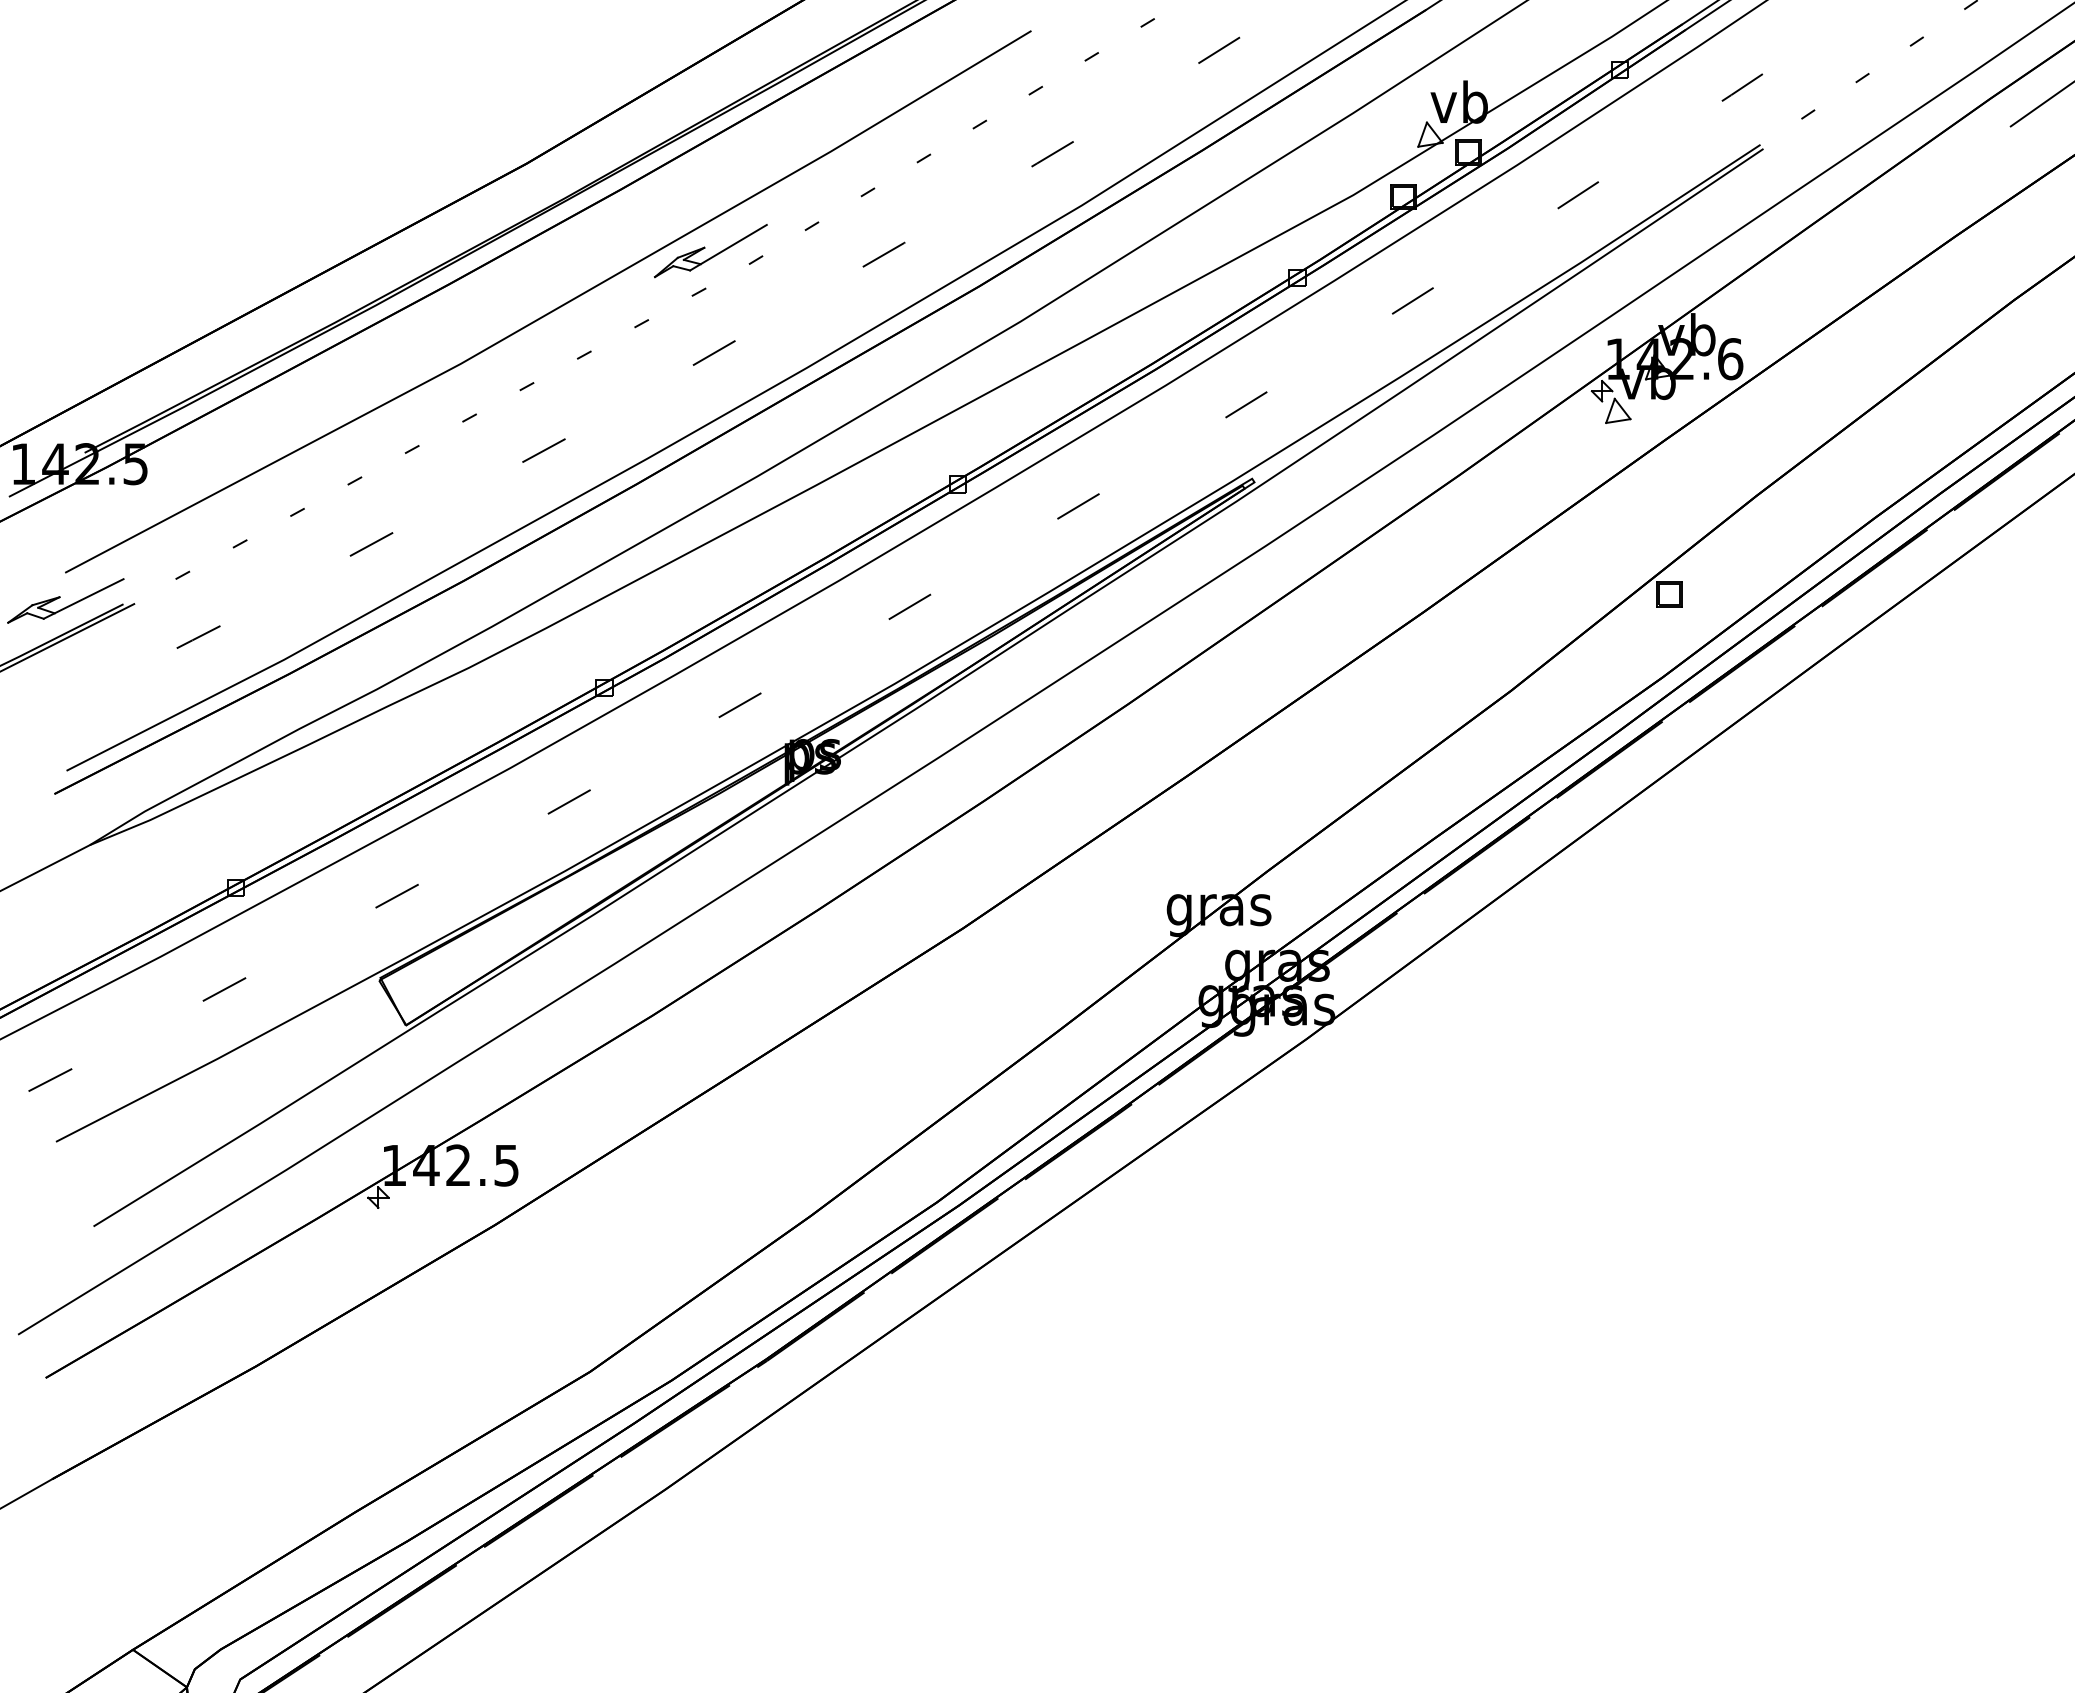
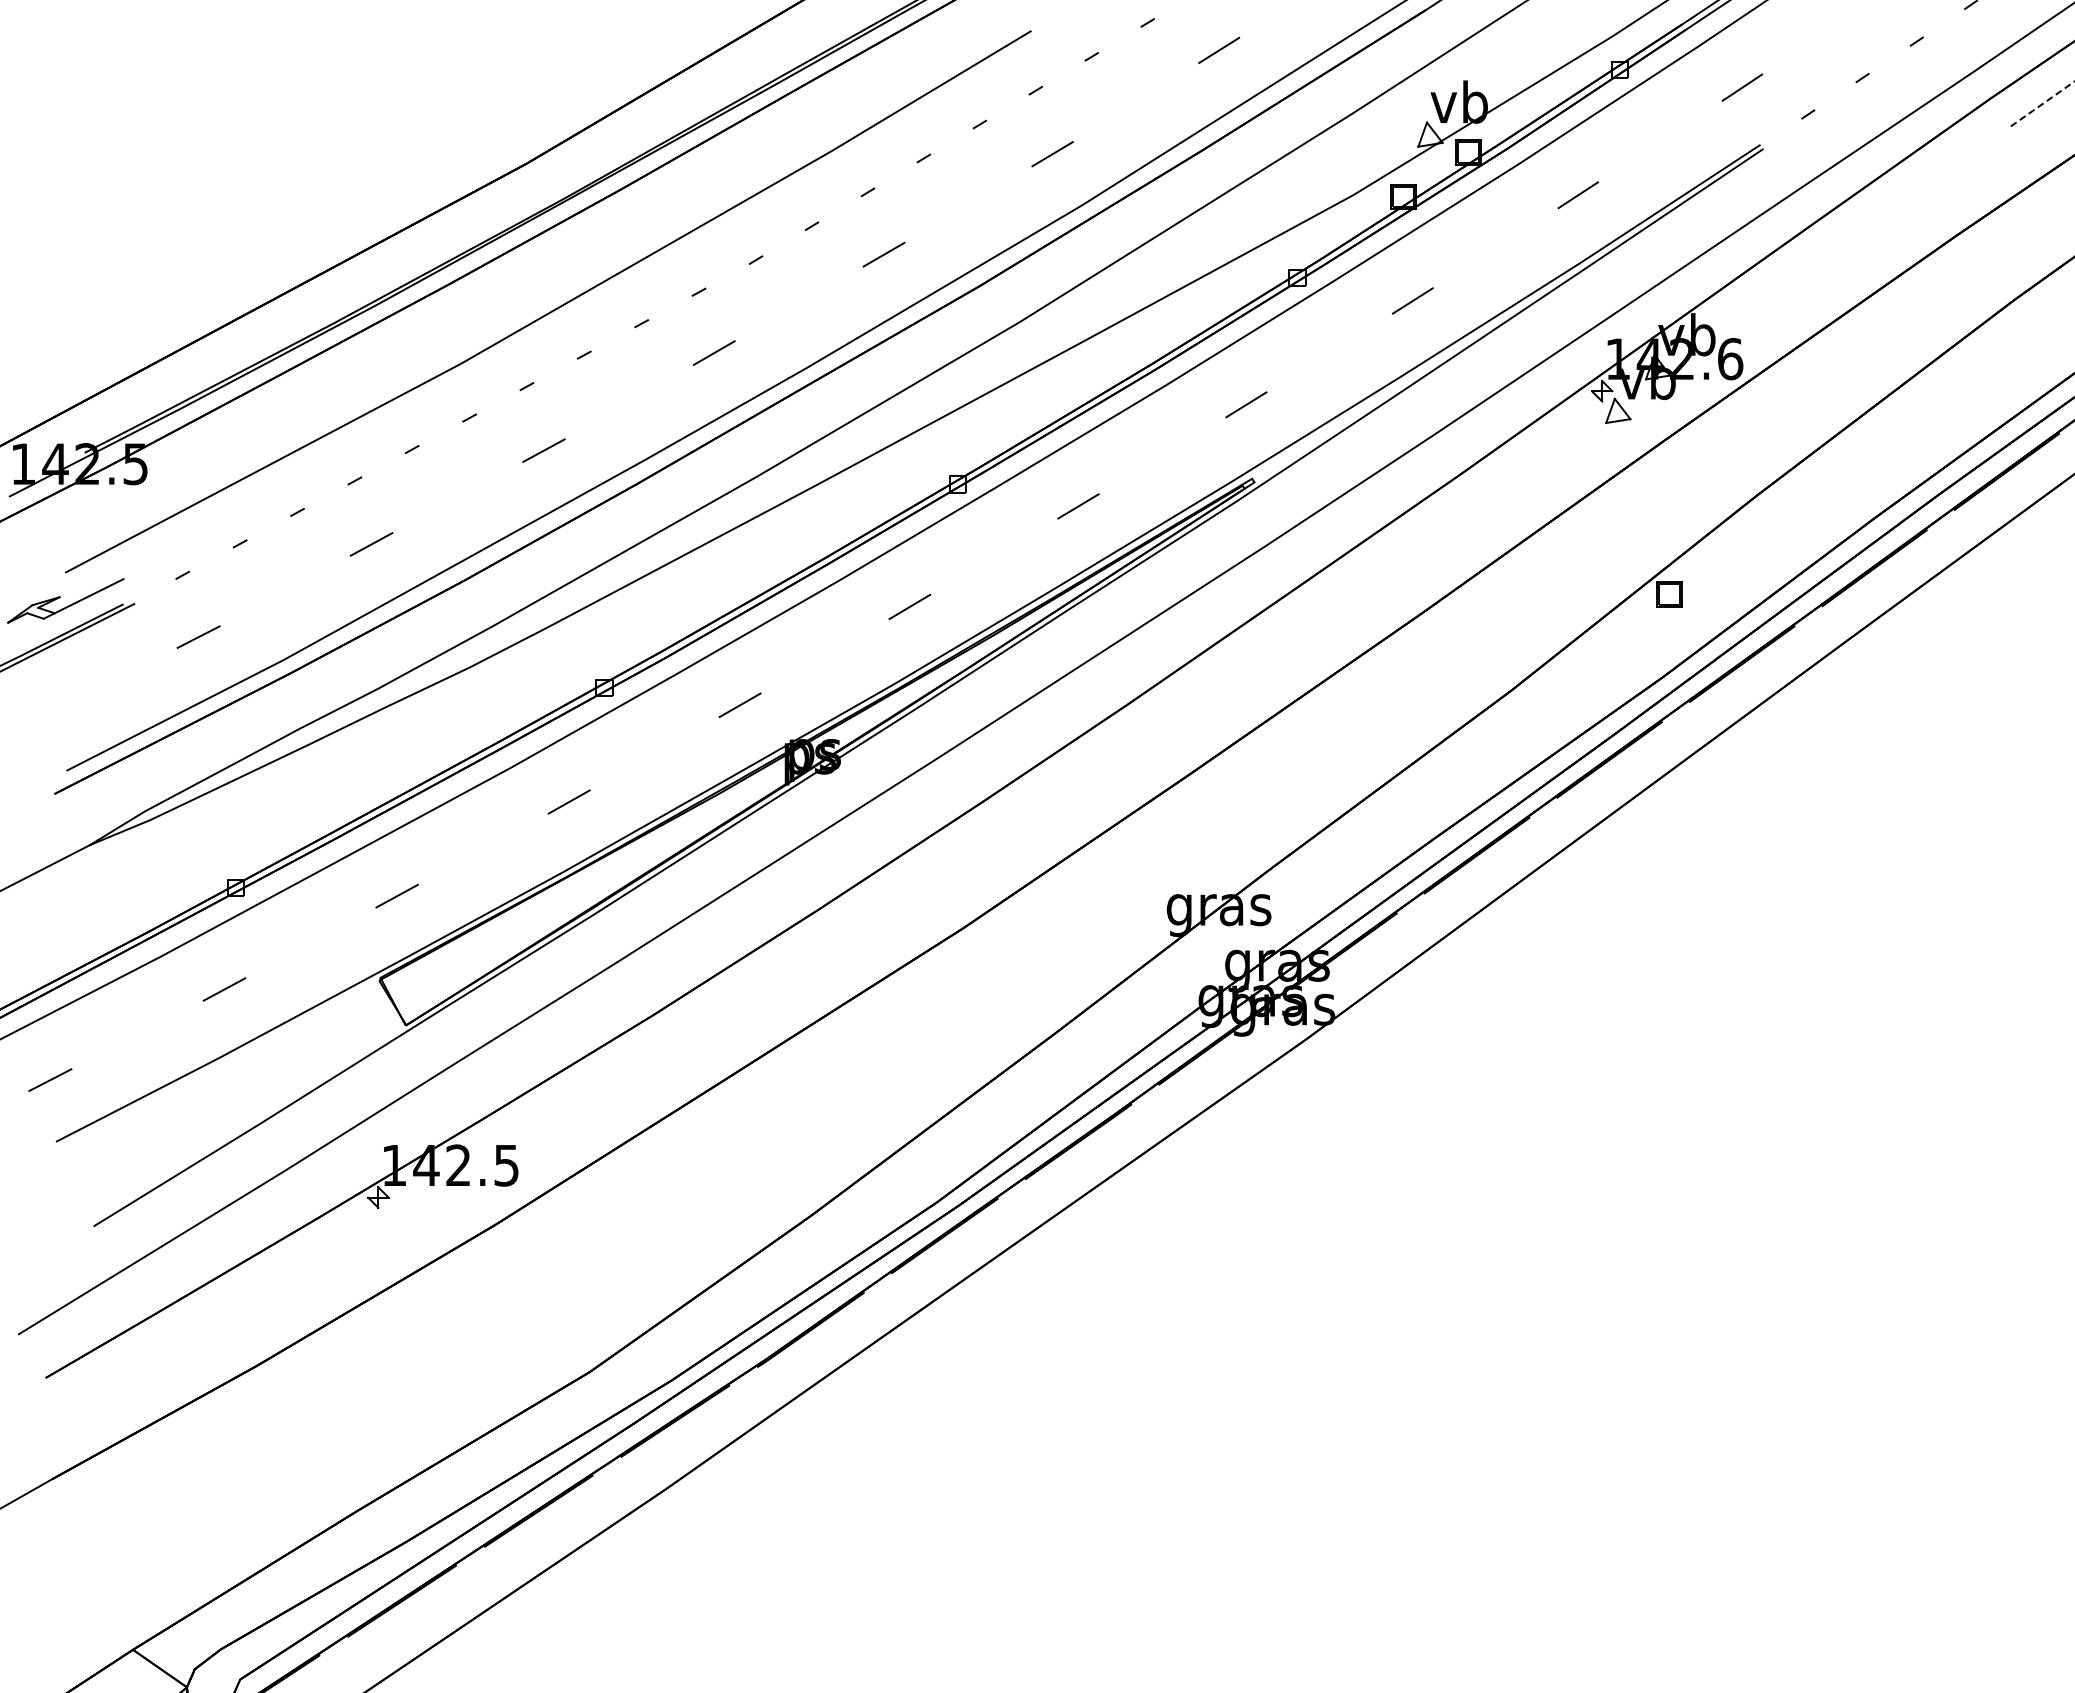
line: solid -> dashed (2042, 104)
part: present -> none (710, 251)
